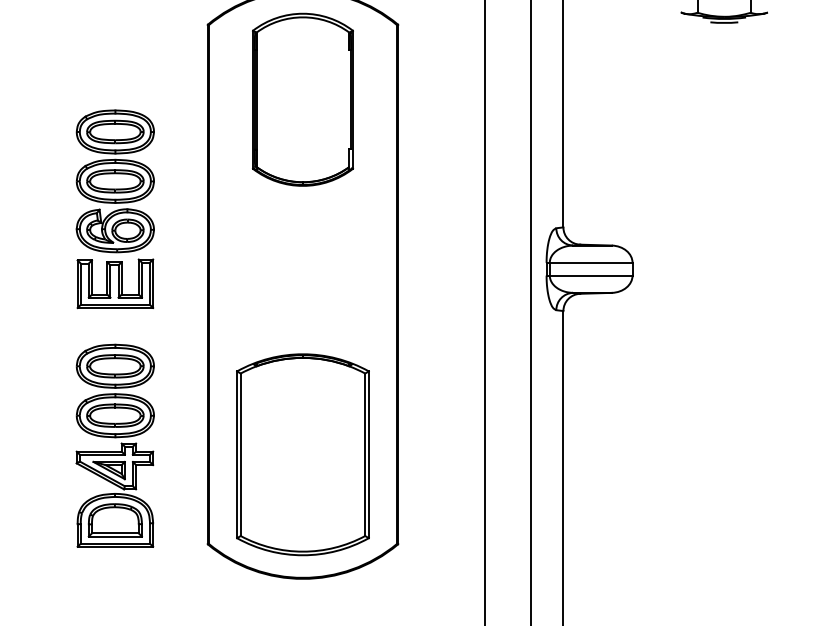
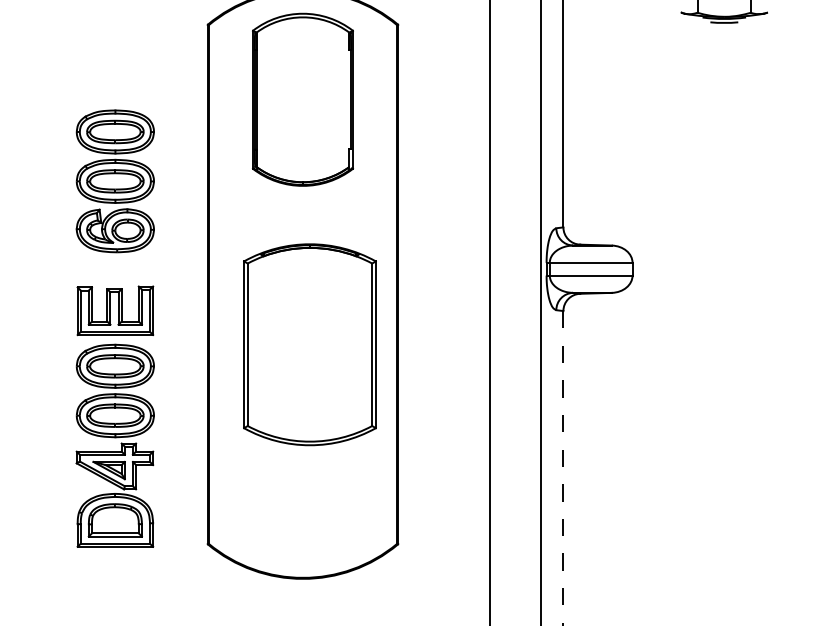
part position: (115, 283) -> (115, 310) (115, 310)
line position: (484, 312) -> (489, 312) (489, 312)
line position: (530, 312) -> (540, 312) (540, 312)
part position: (302, 454) -> (309, 344) (309, 344)
line: solid -> dashed (563, 468)
